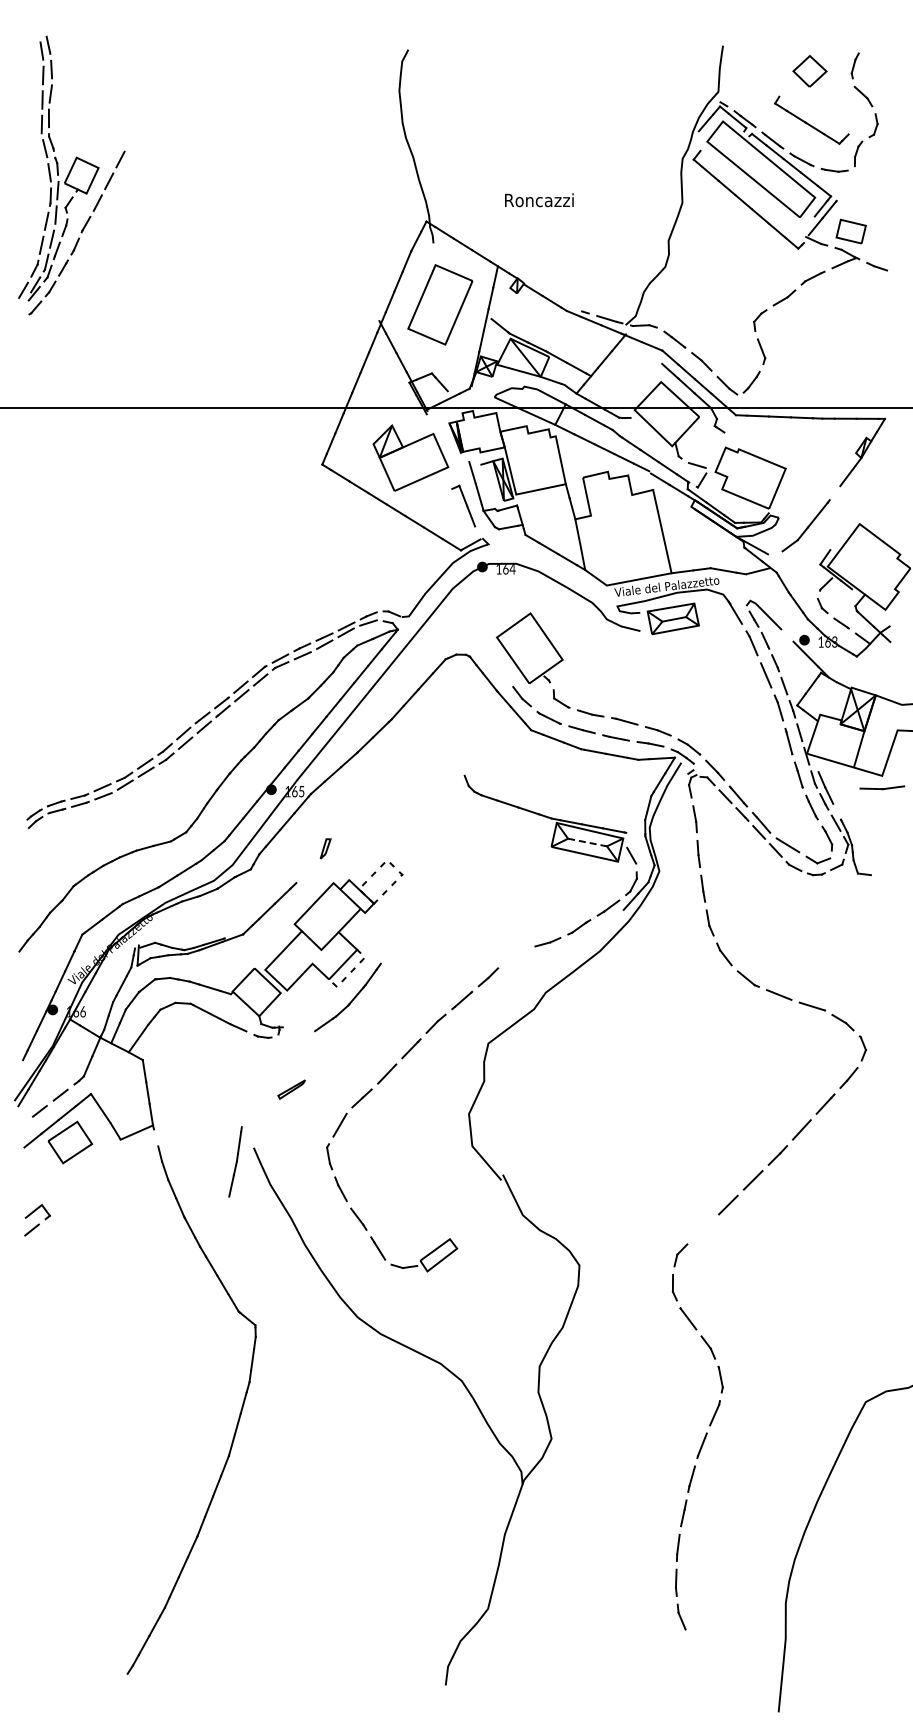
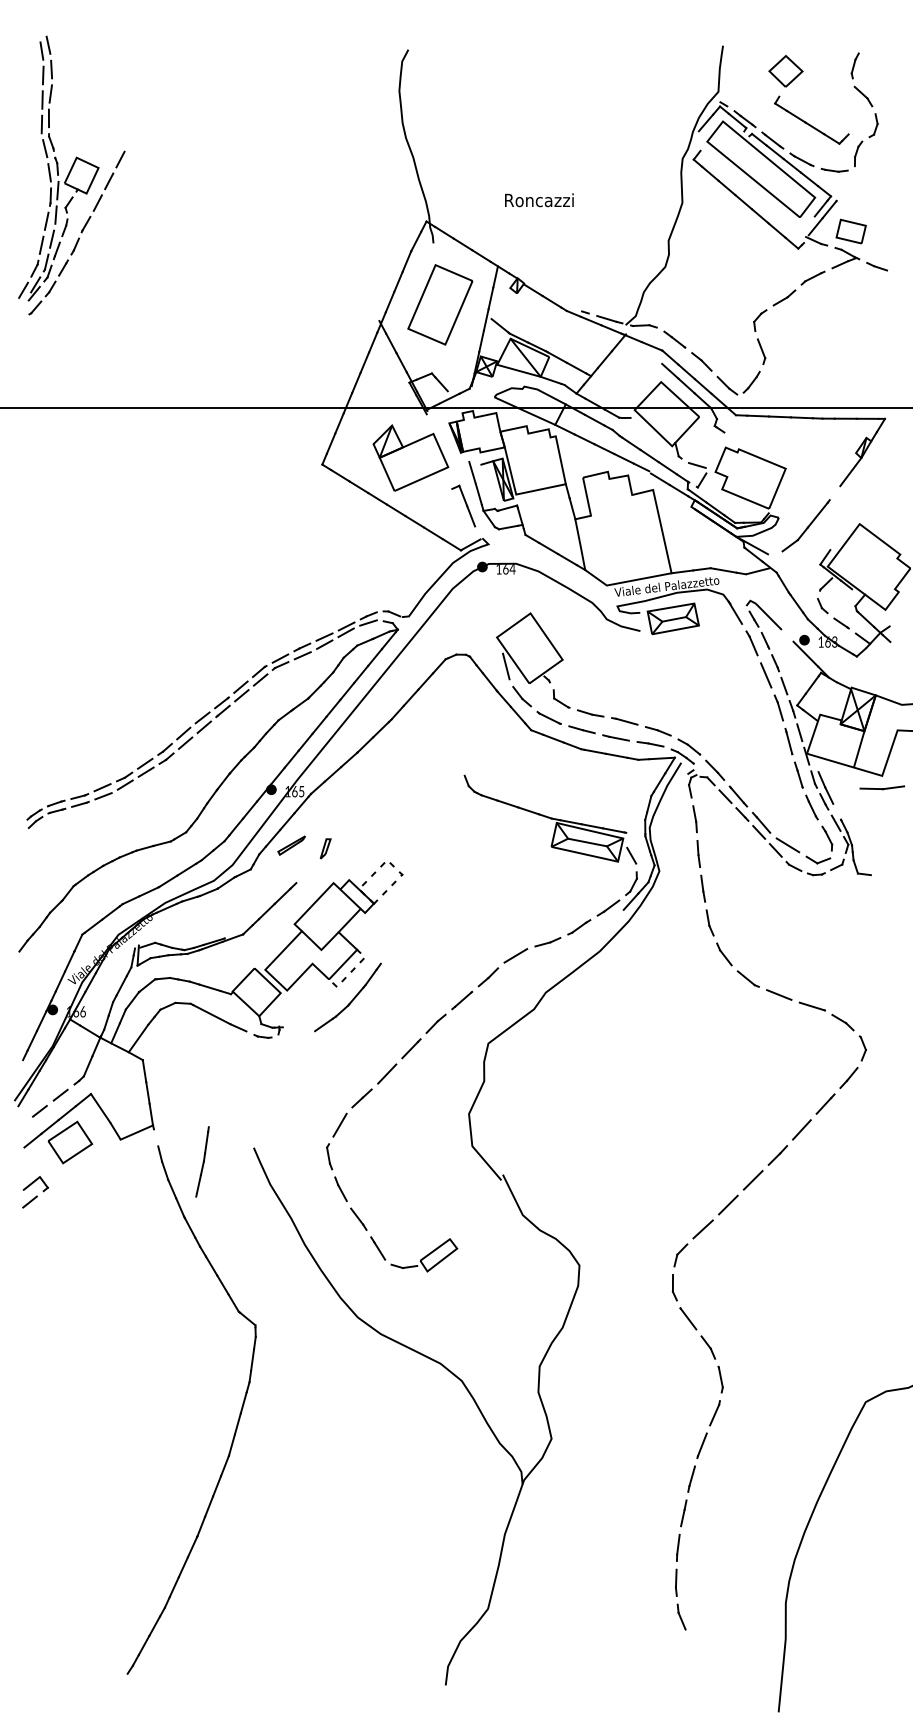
part position: (809, 71) -> (785, 71) (785, 71)
line: none -> present (506, 666)
line: dashed -> solid (587, 842)
line: none -> present (515, 955)
part position: (291, 1089) -> (291, 845) (291, 845)
part position: (235, 1161) -> (202, 1161) (202, 1161)
part position: (37, 1220) -> (35, 1192) (35, 1192)
line: none -> present (702, 1229)
